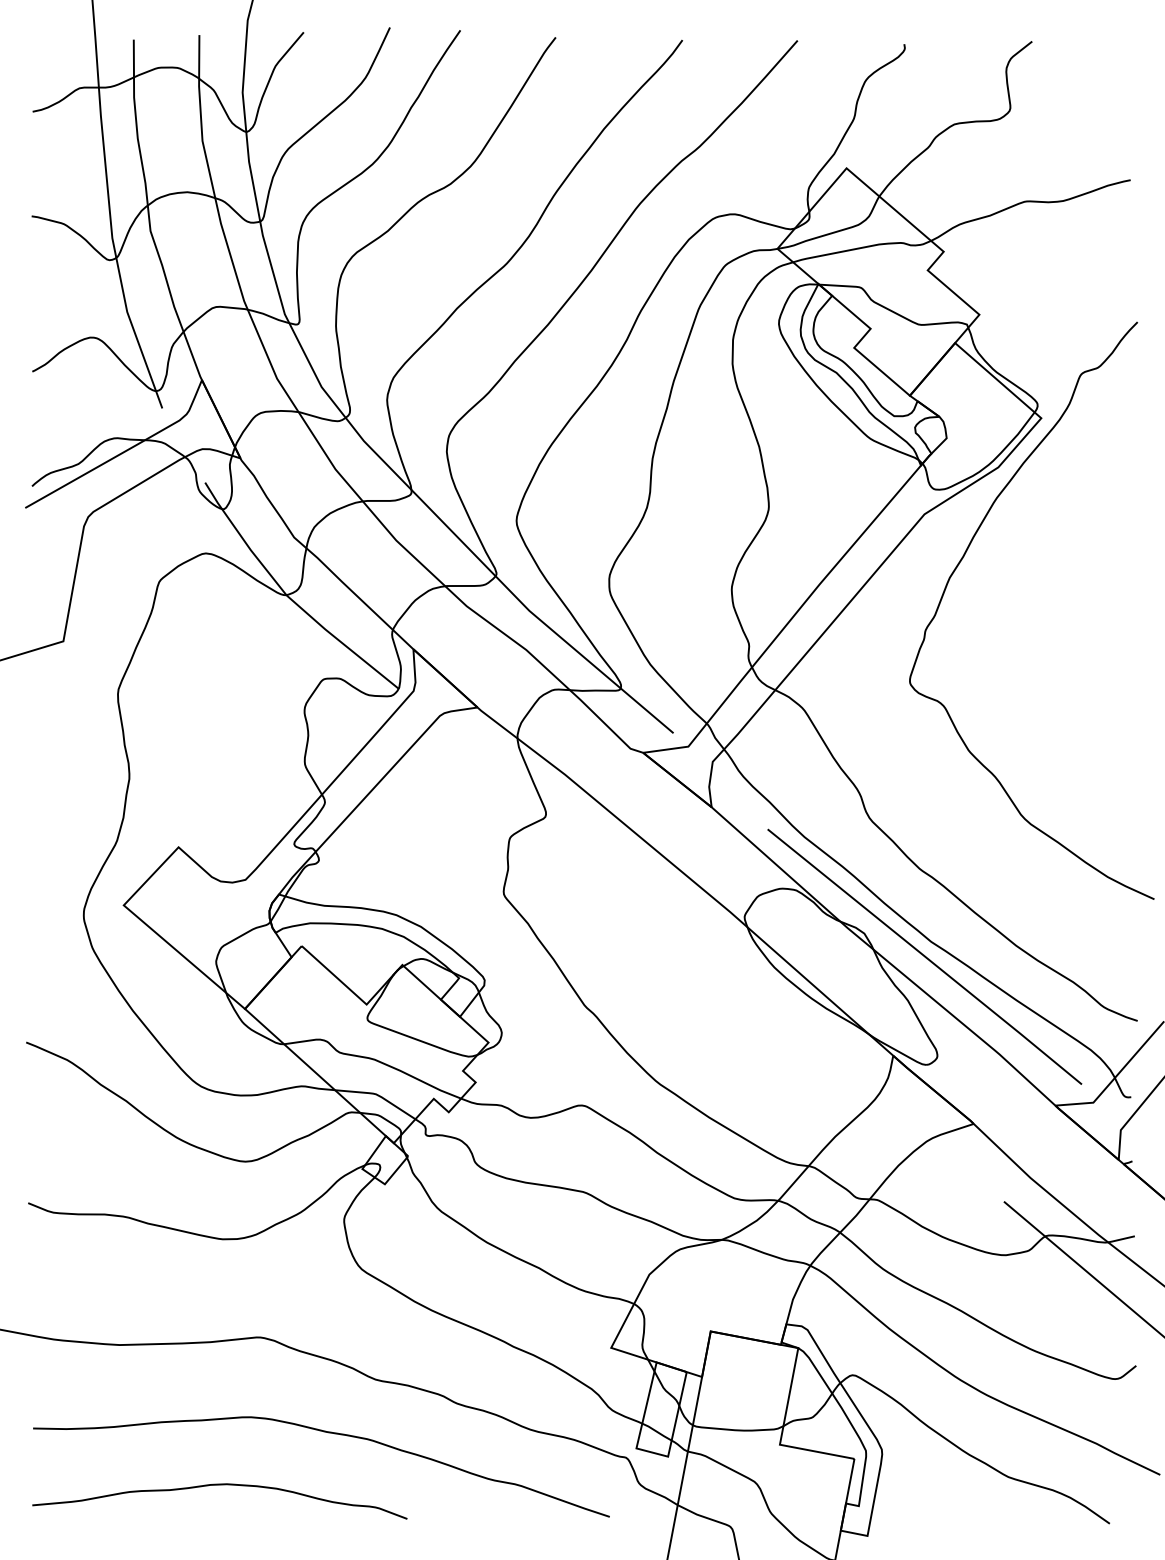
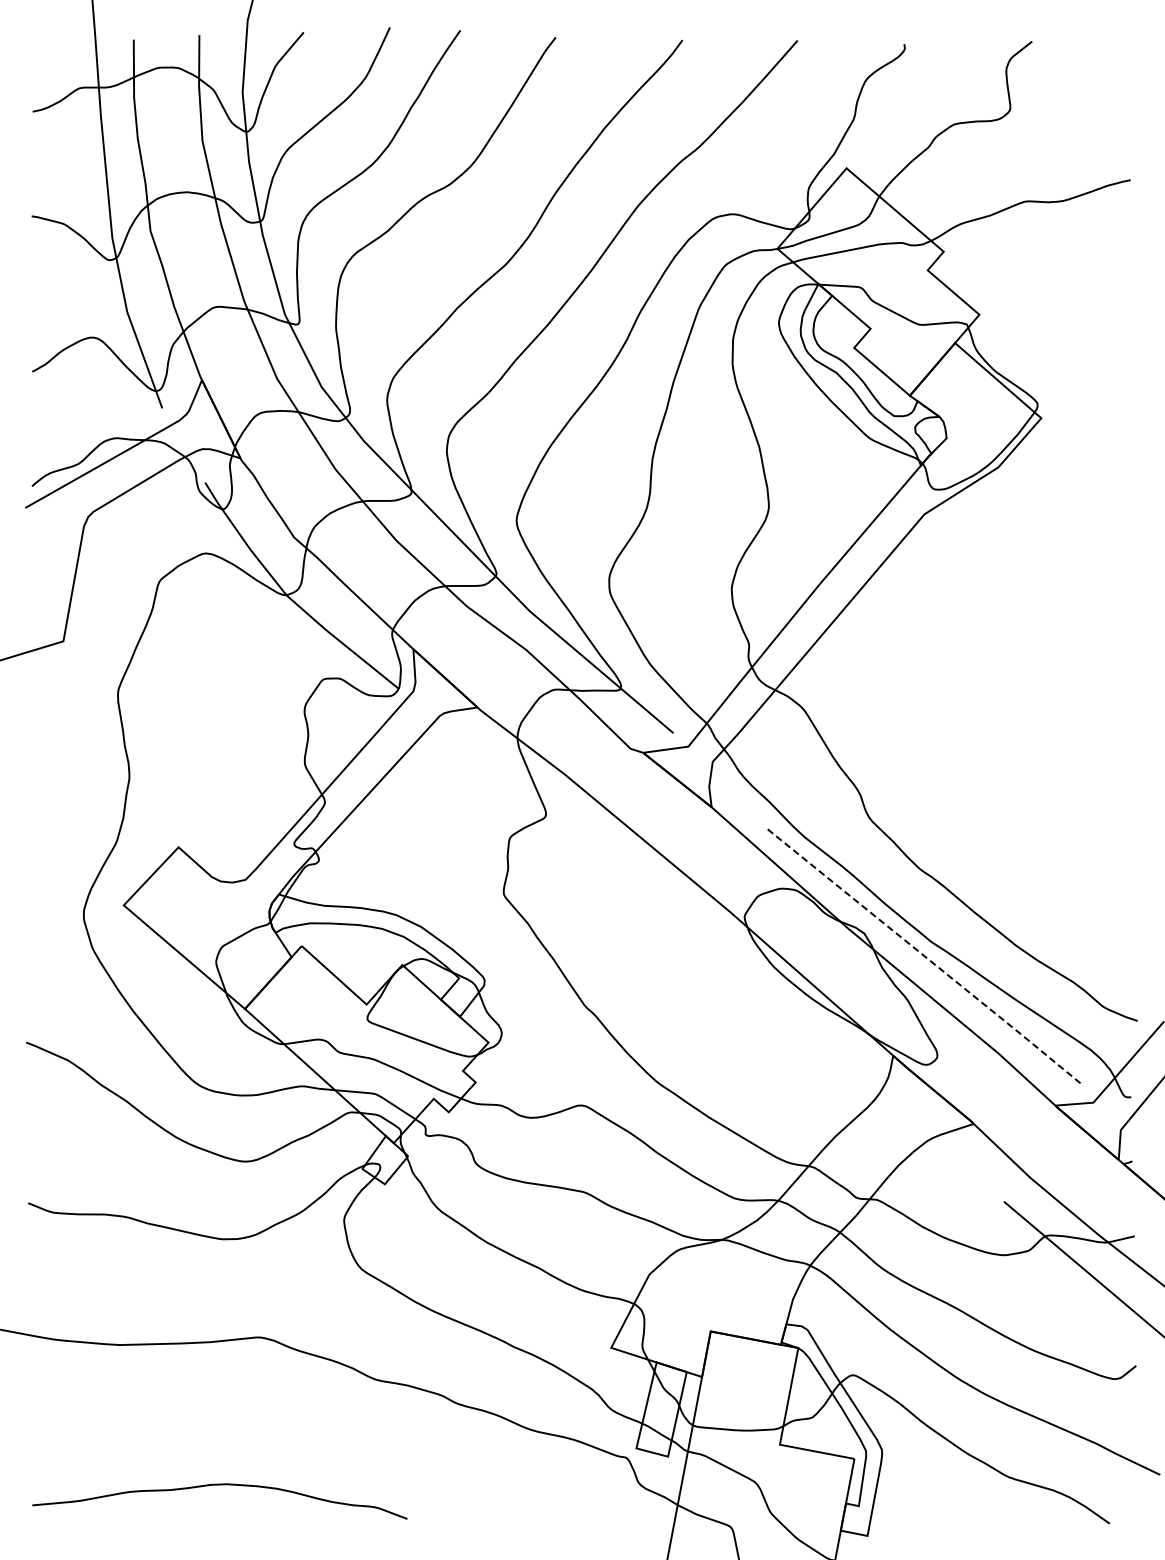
curve: present -> none (960, 563)
line: solid -> dashed (925, 957)
curve: present -> none (328, 1433)
